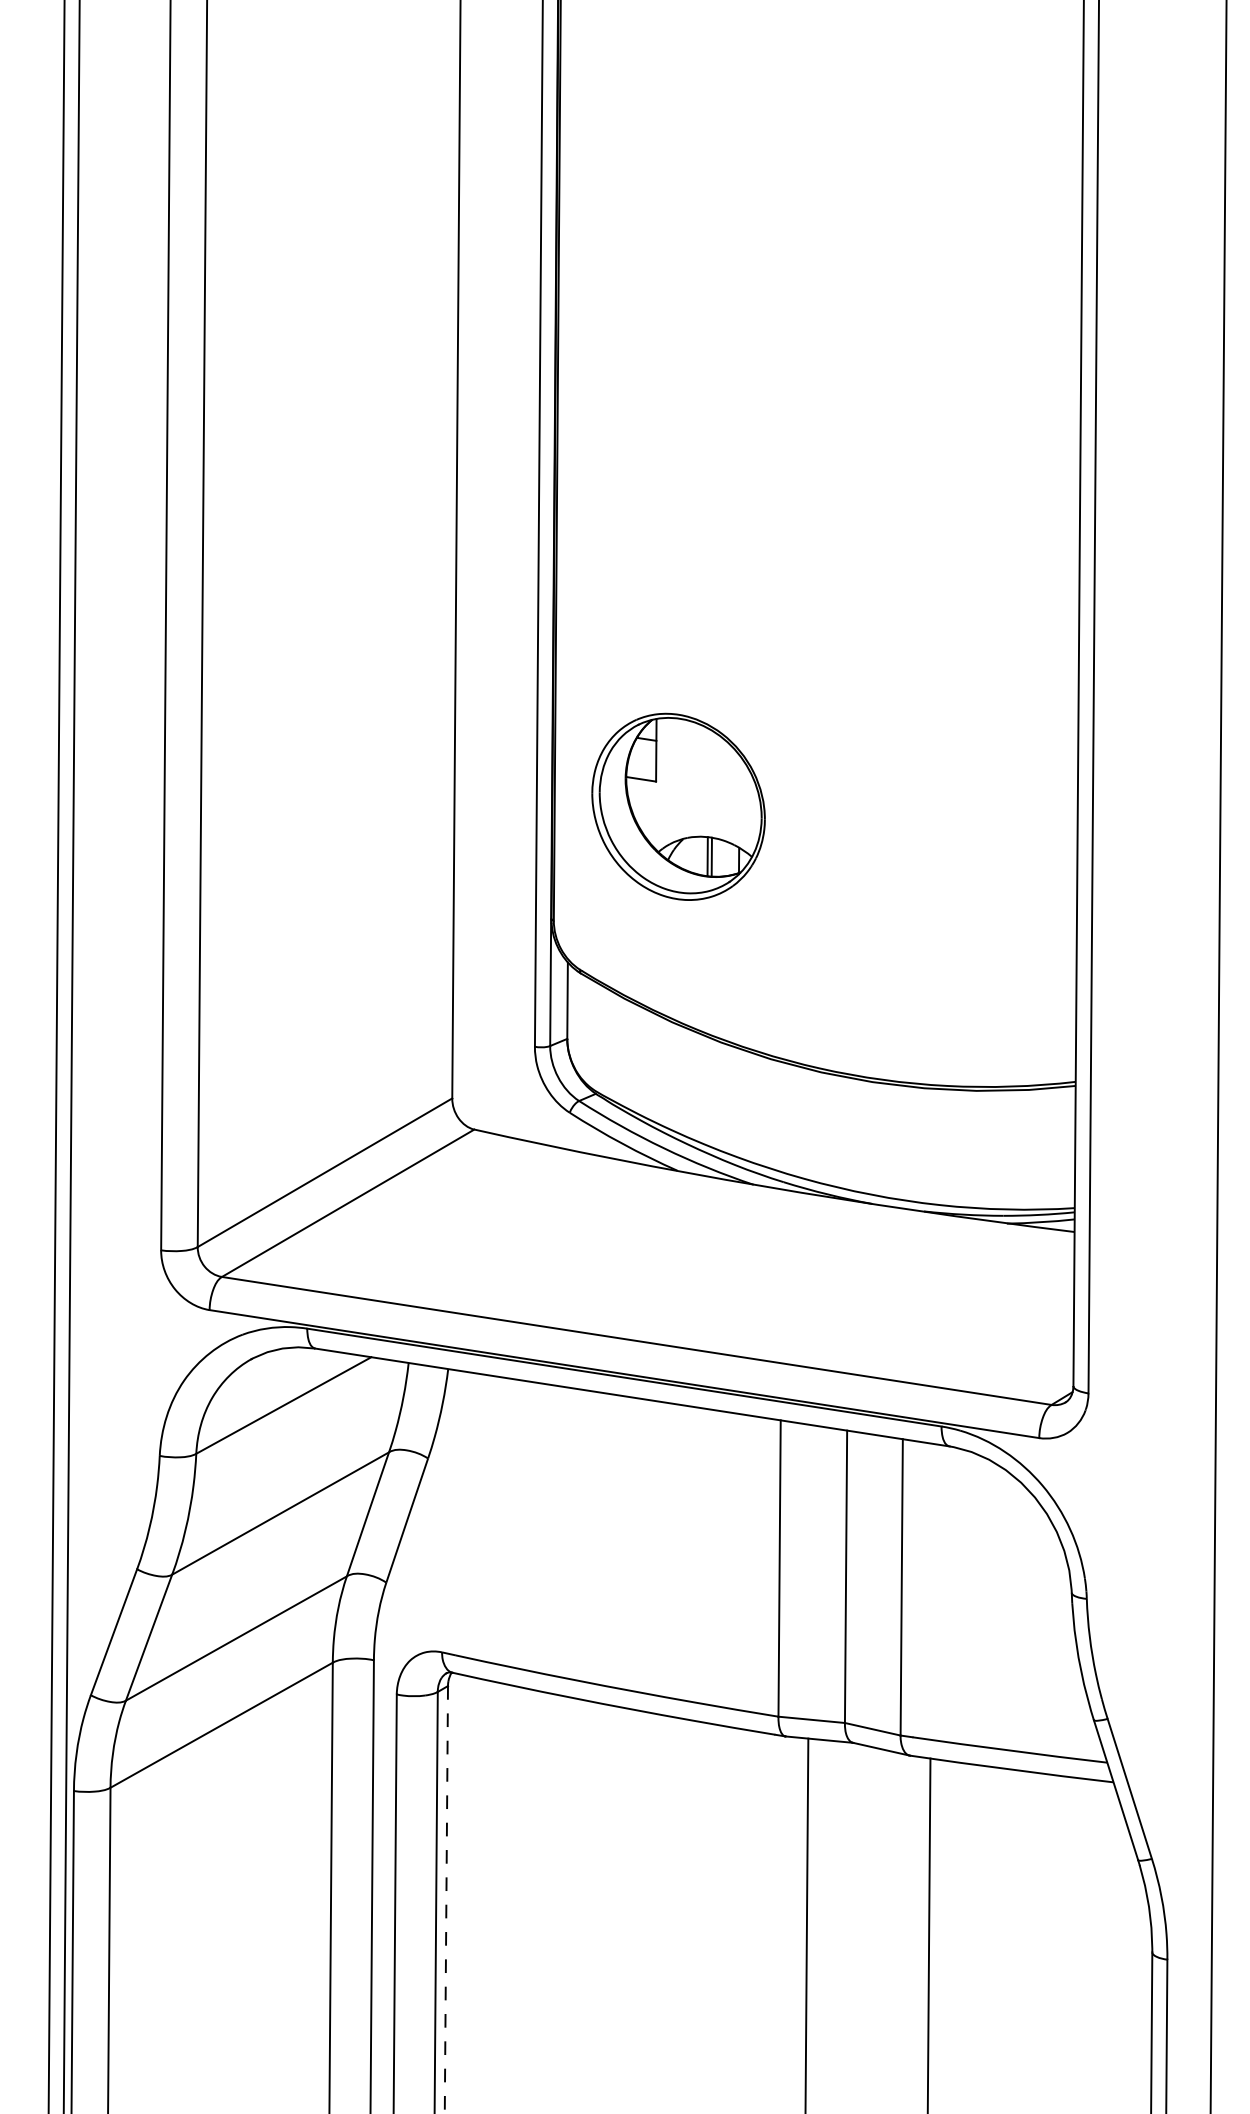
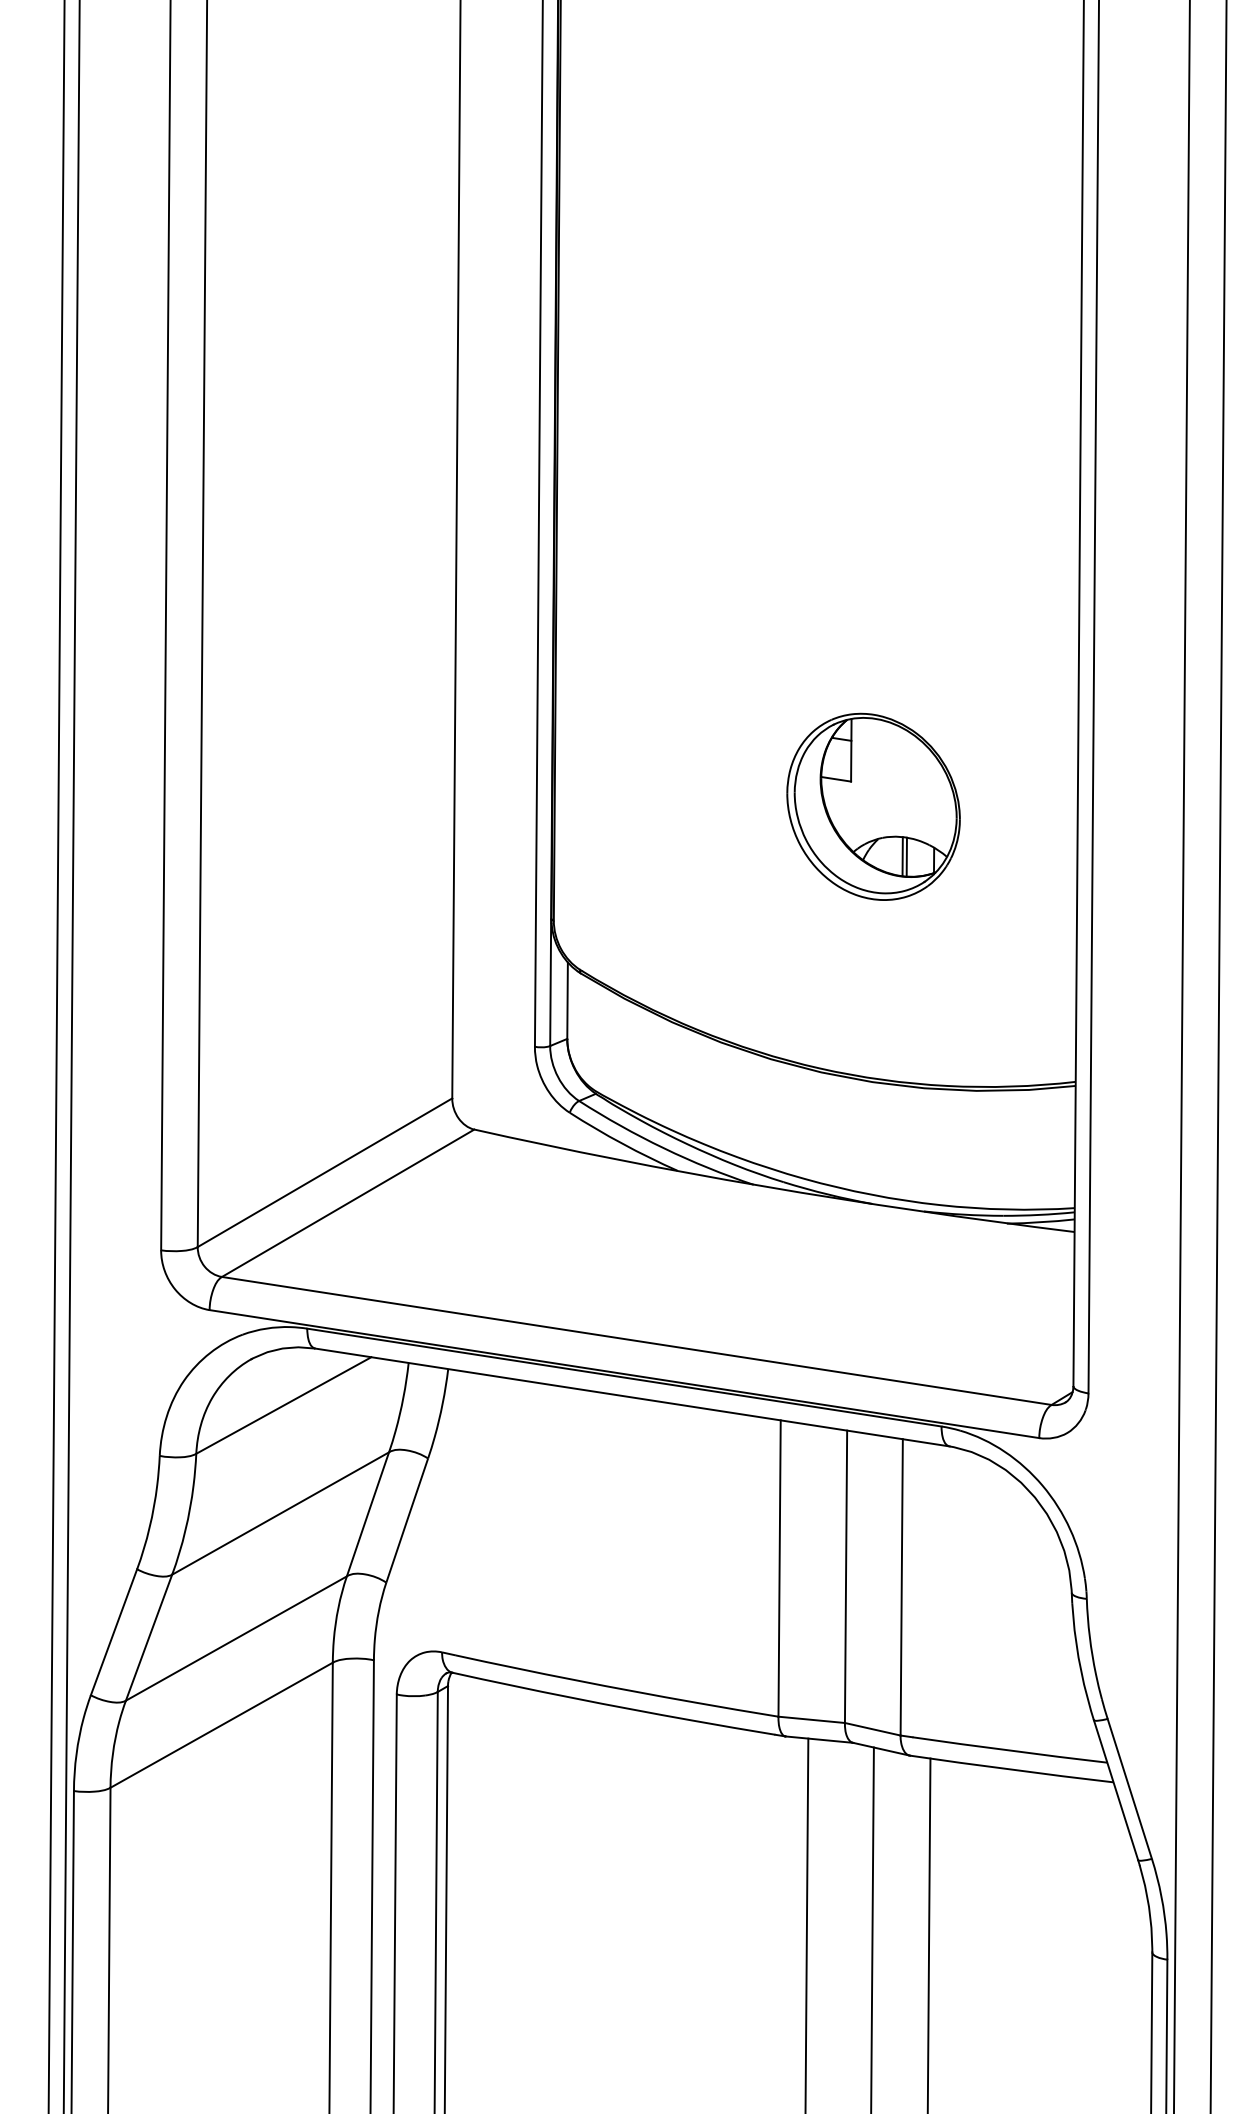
part position: (678, 806) -> (873, 806) (873, 806)
line: none -> present (1181, 1056)
line: dashed -> solid (446, 1899)
line: none -> present (872, 1928)
